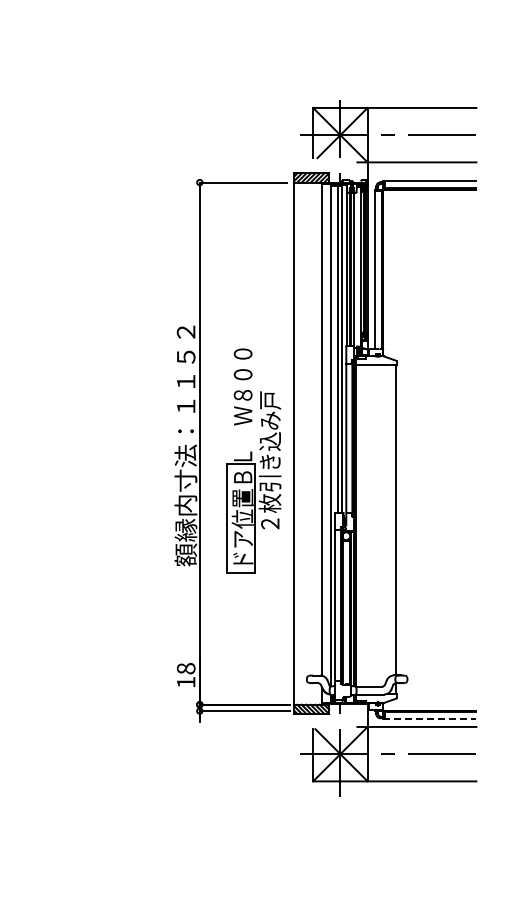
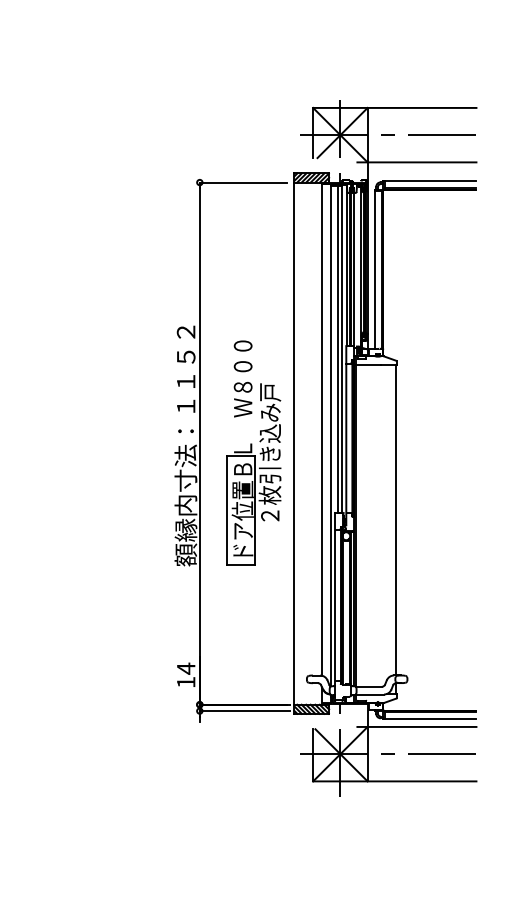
part position: (253, 460) -> (253, 452) (253, 452)
text: 18 -> 14 (185, 668)
line: dashed -> solid (430, 719)
